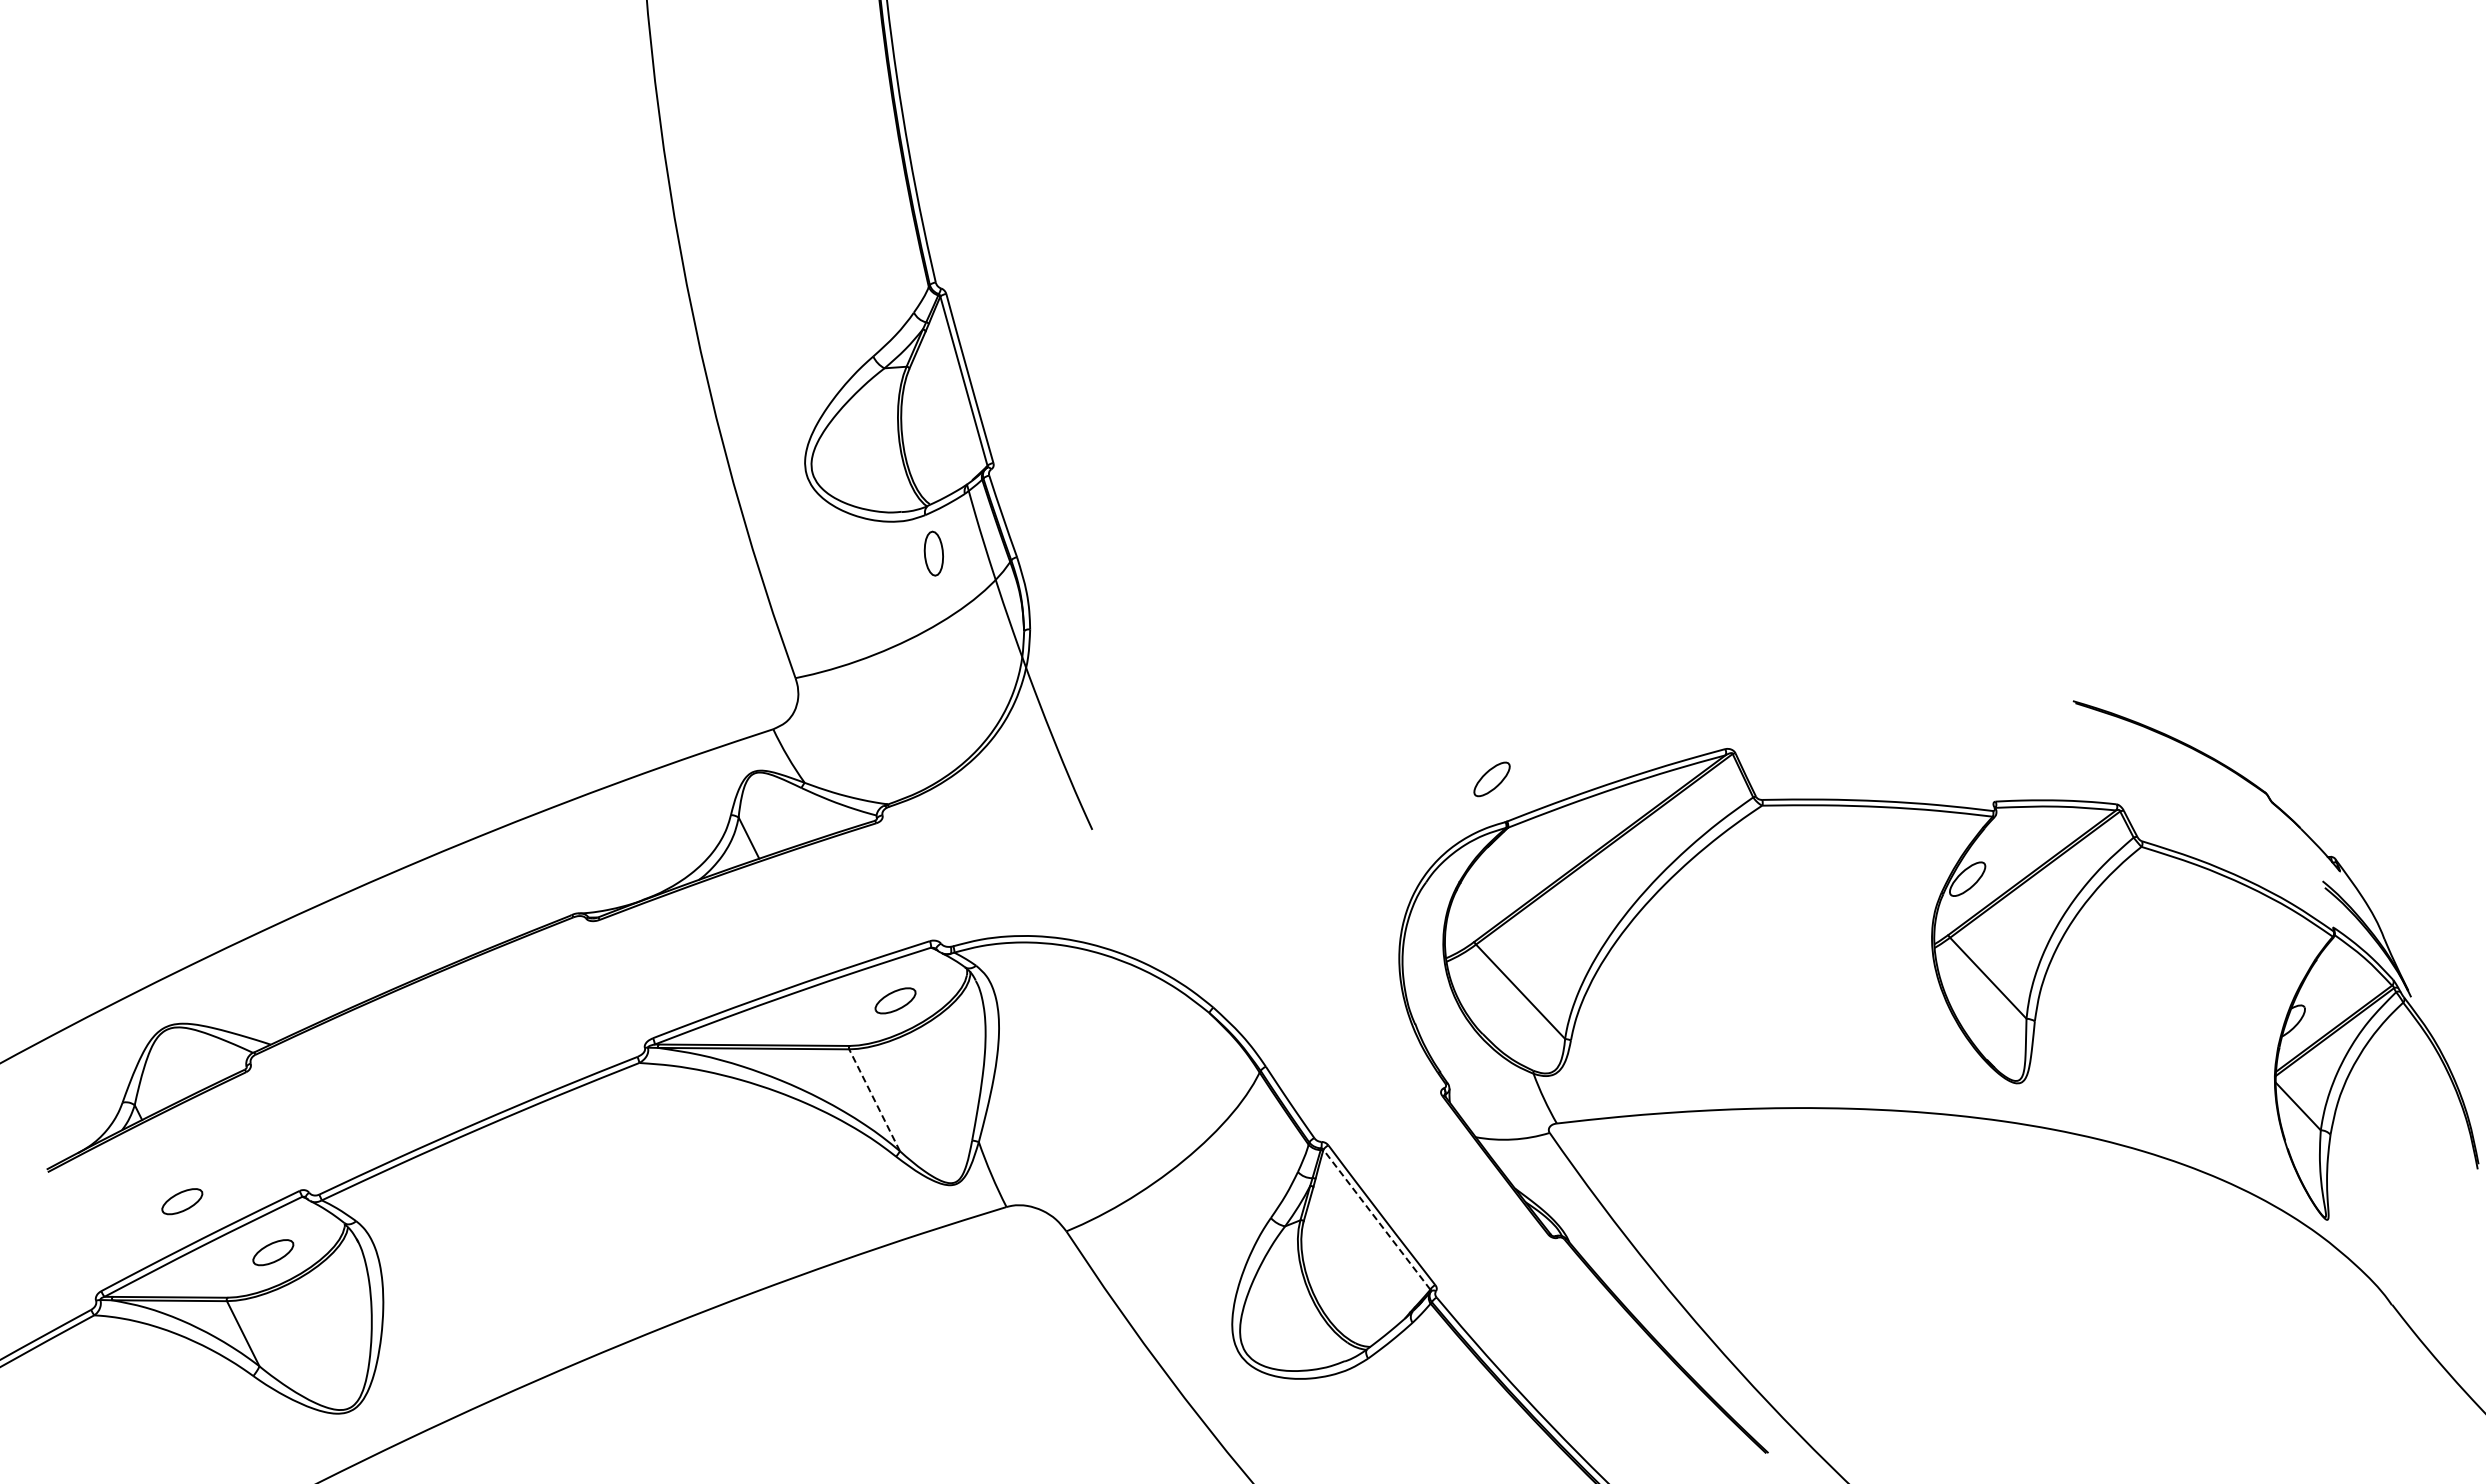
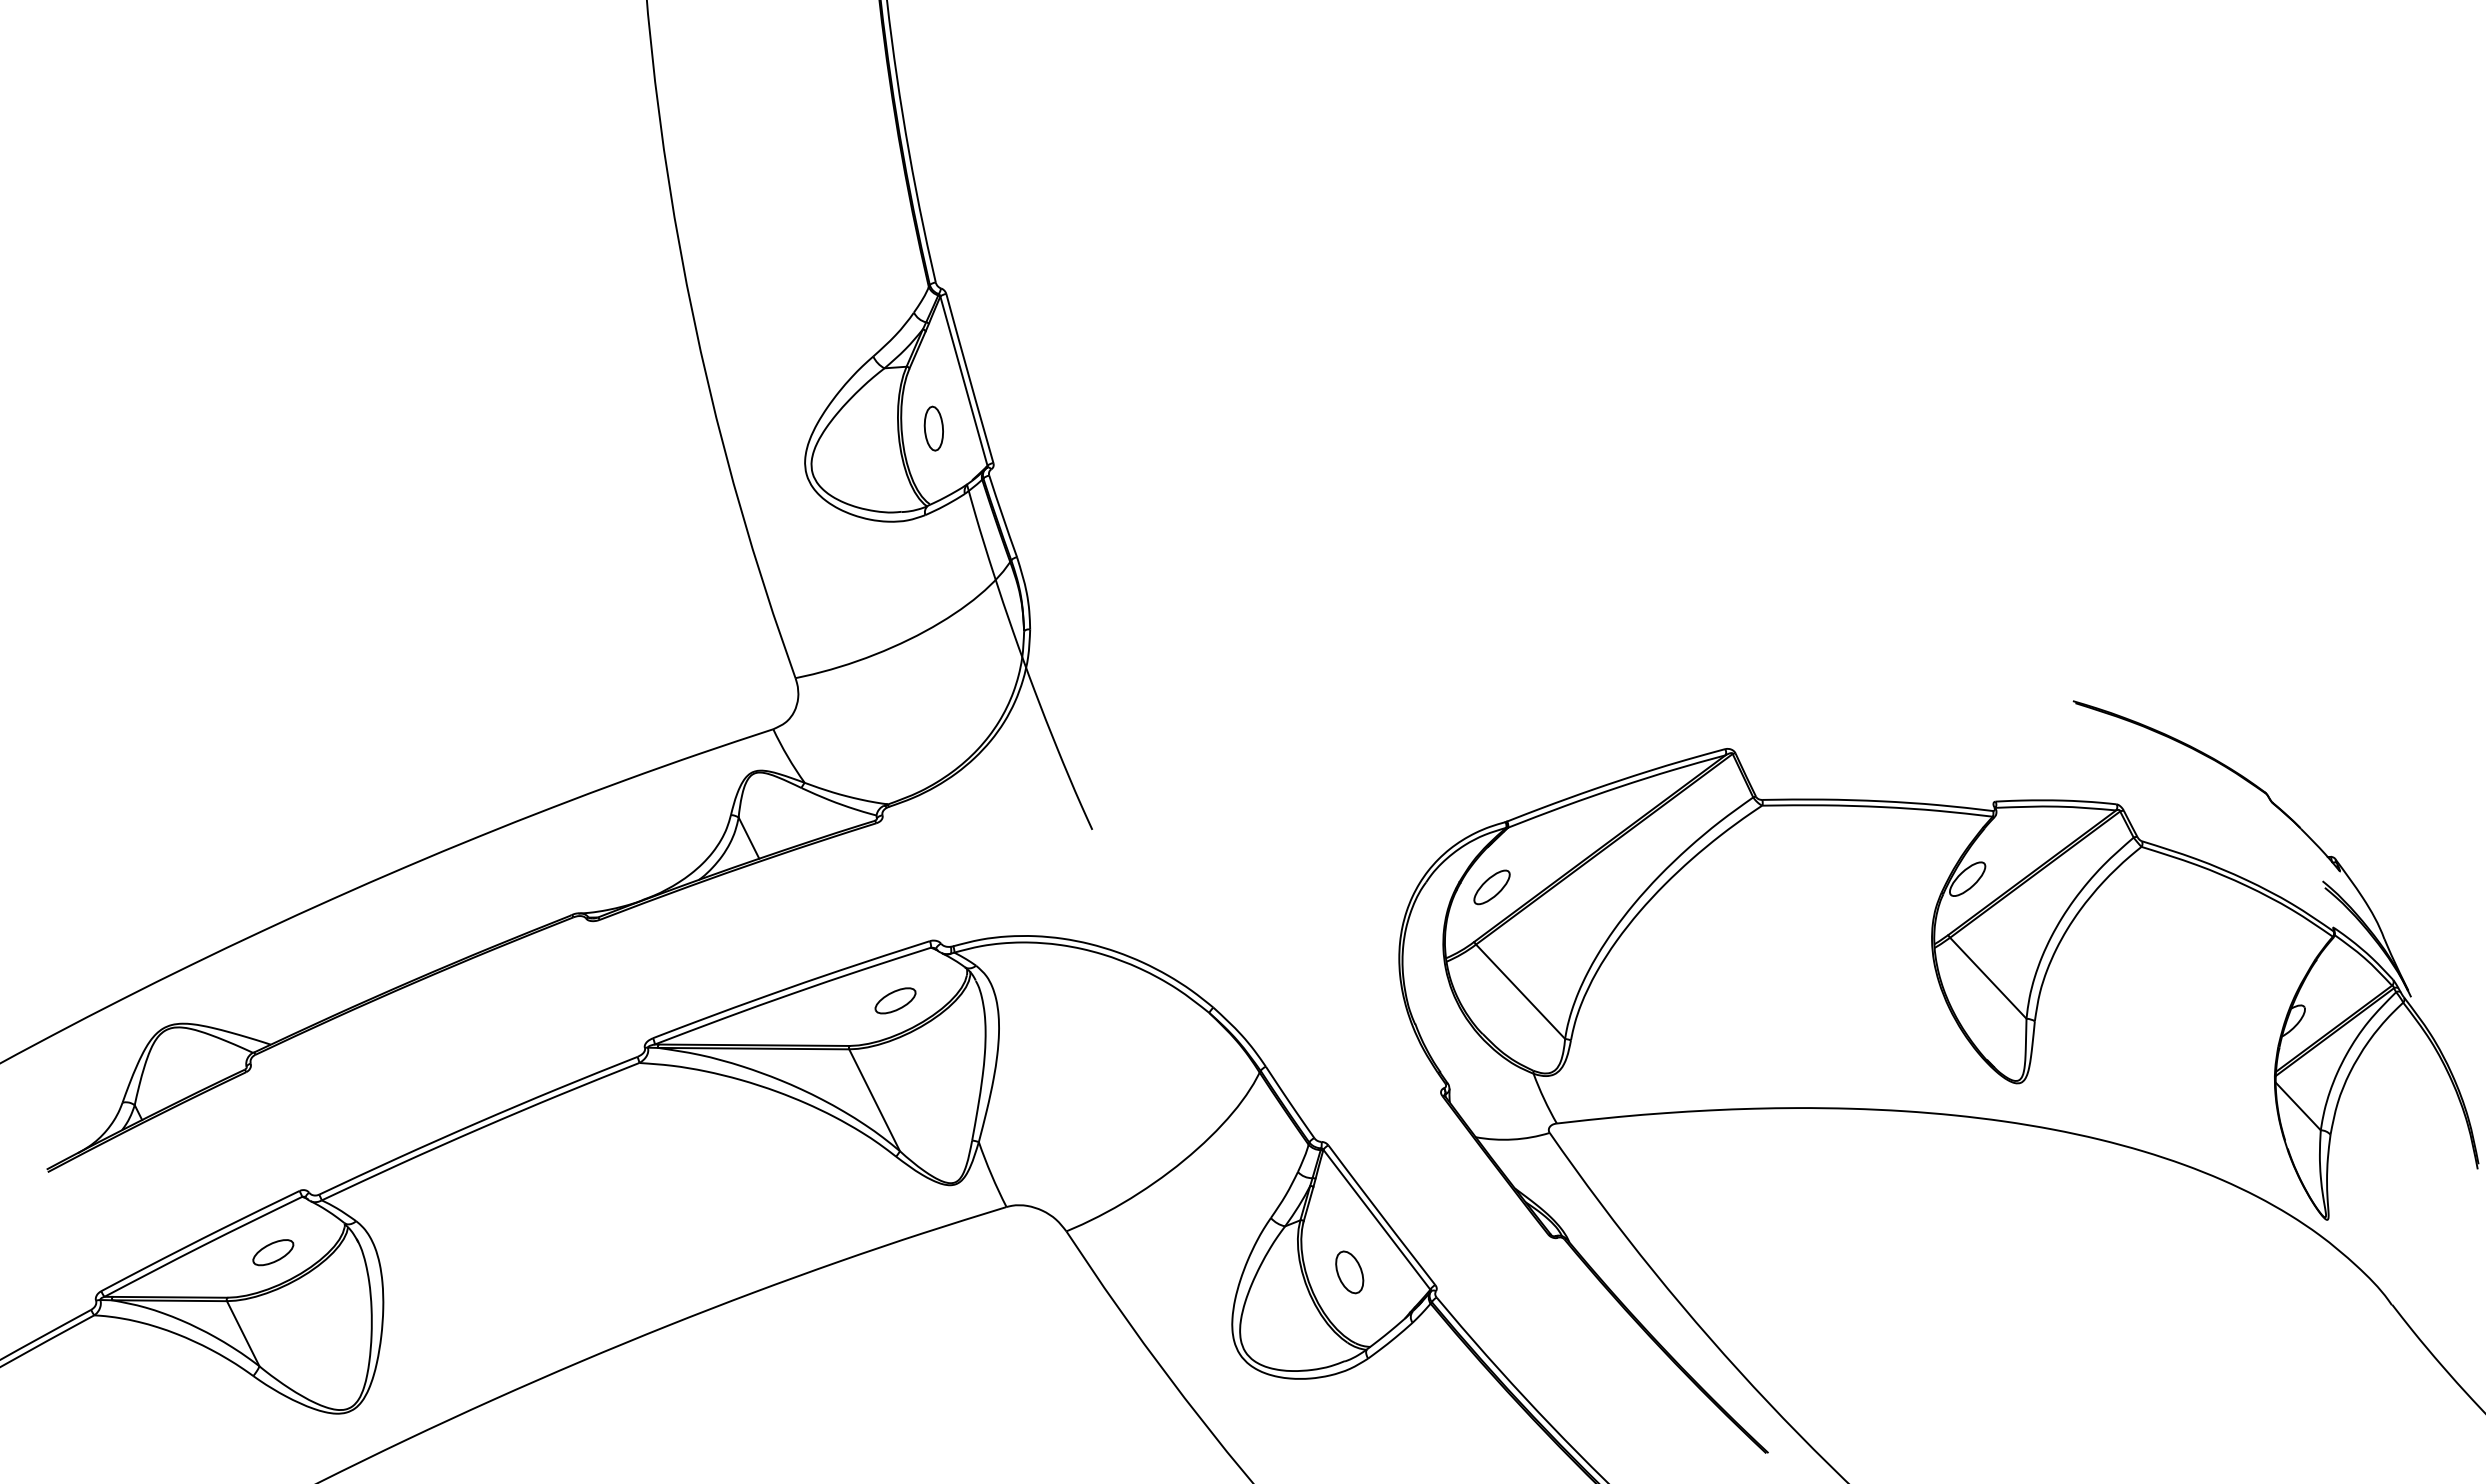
part position: (933, 553) -> (933, 428) (933, 428)
part position: (1491, 779) -> (1491, 887) (1491, 887)
line: dashed -> solid (874, 1100)
part: present -> none (182, 1201)
line: dashed -> solid (1376, 1219)
part: none -> present (1349, 1272)
